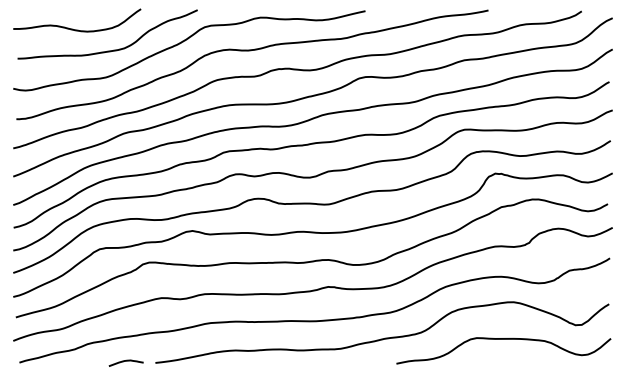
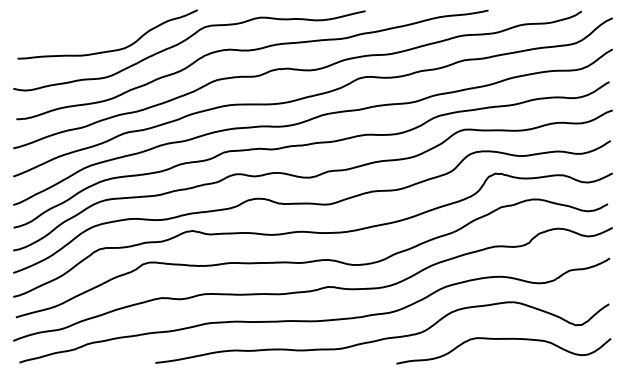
curve: present -> none (77, 29)
curve: present -> none (125, 361)
